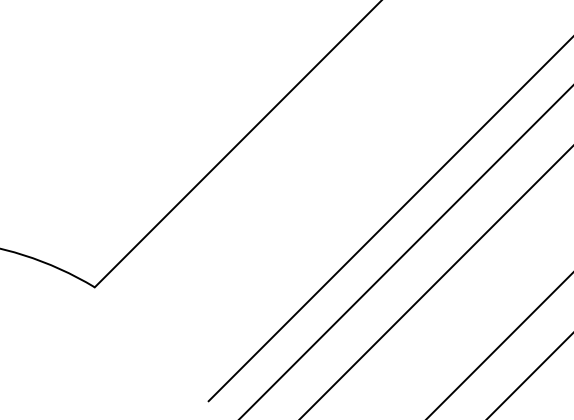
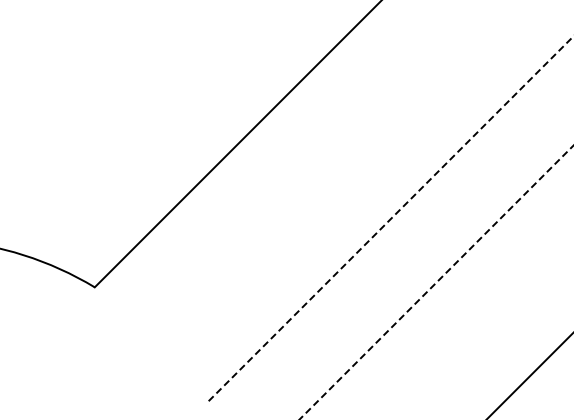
line: solid -> dashed (391, 218)
line: present -> none (406, 252)
line: solid -> dashed (436, 282)
line: present -> none (499, 345)
